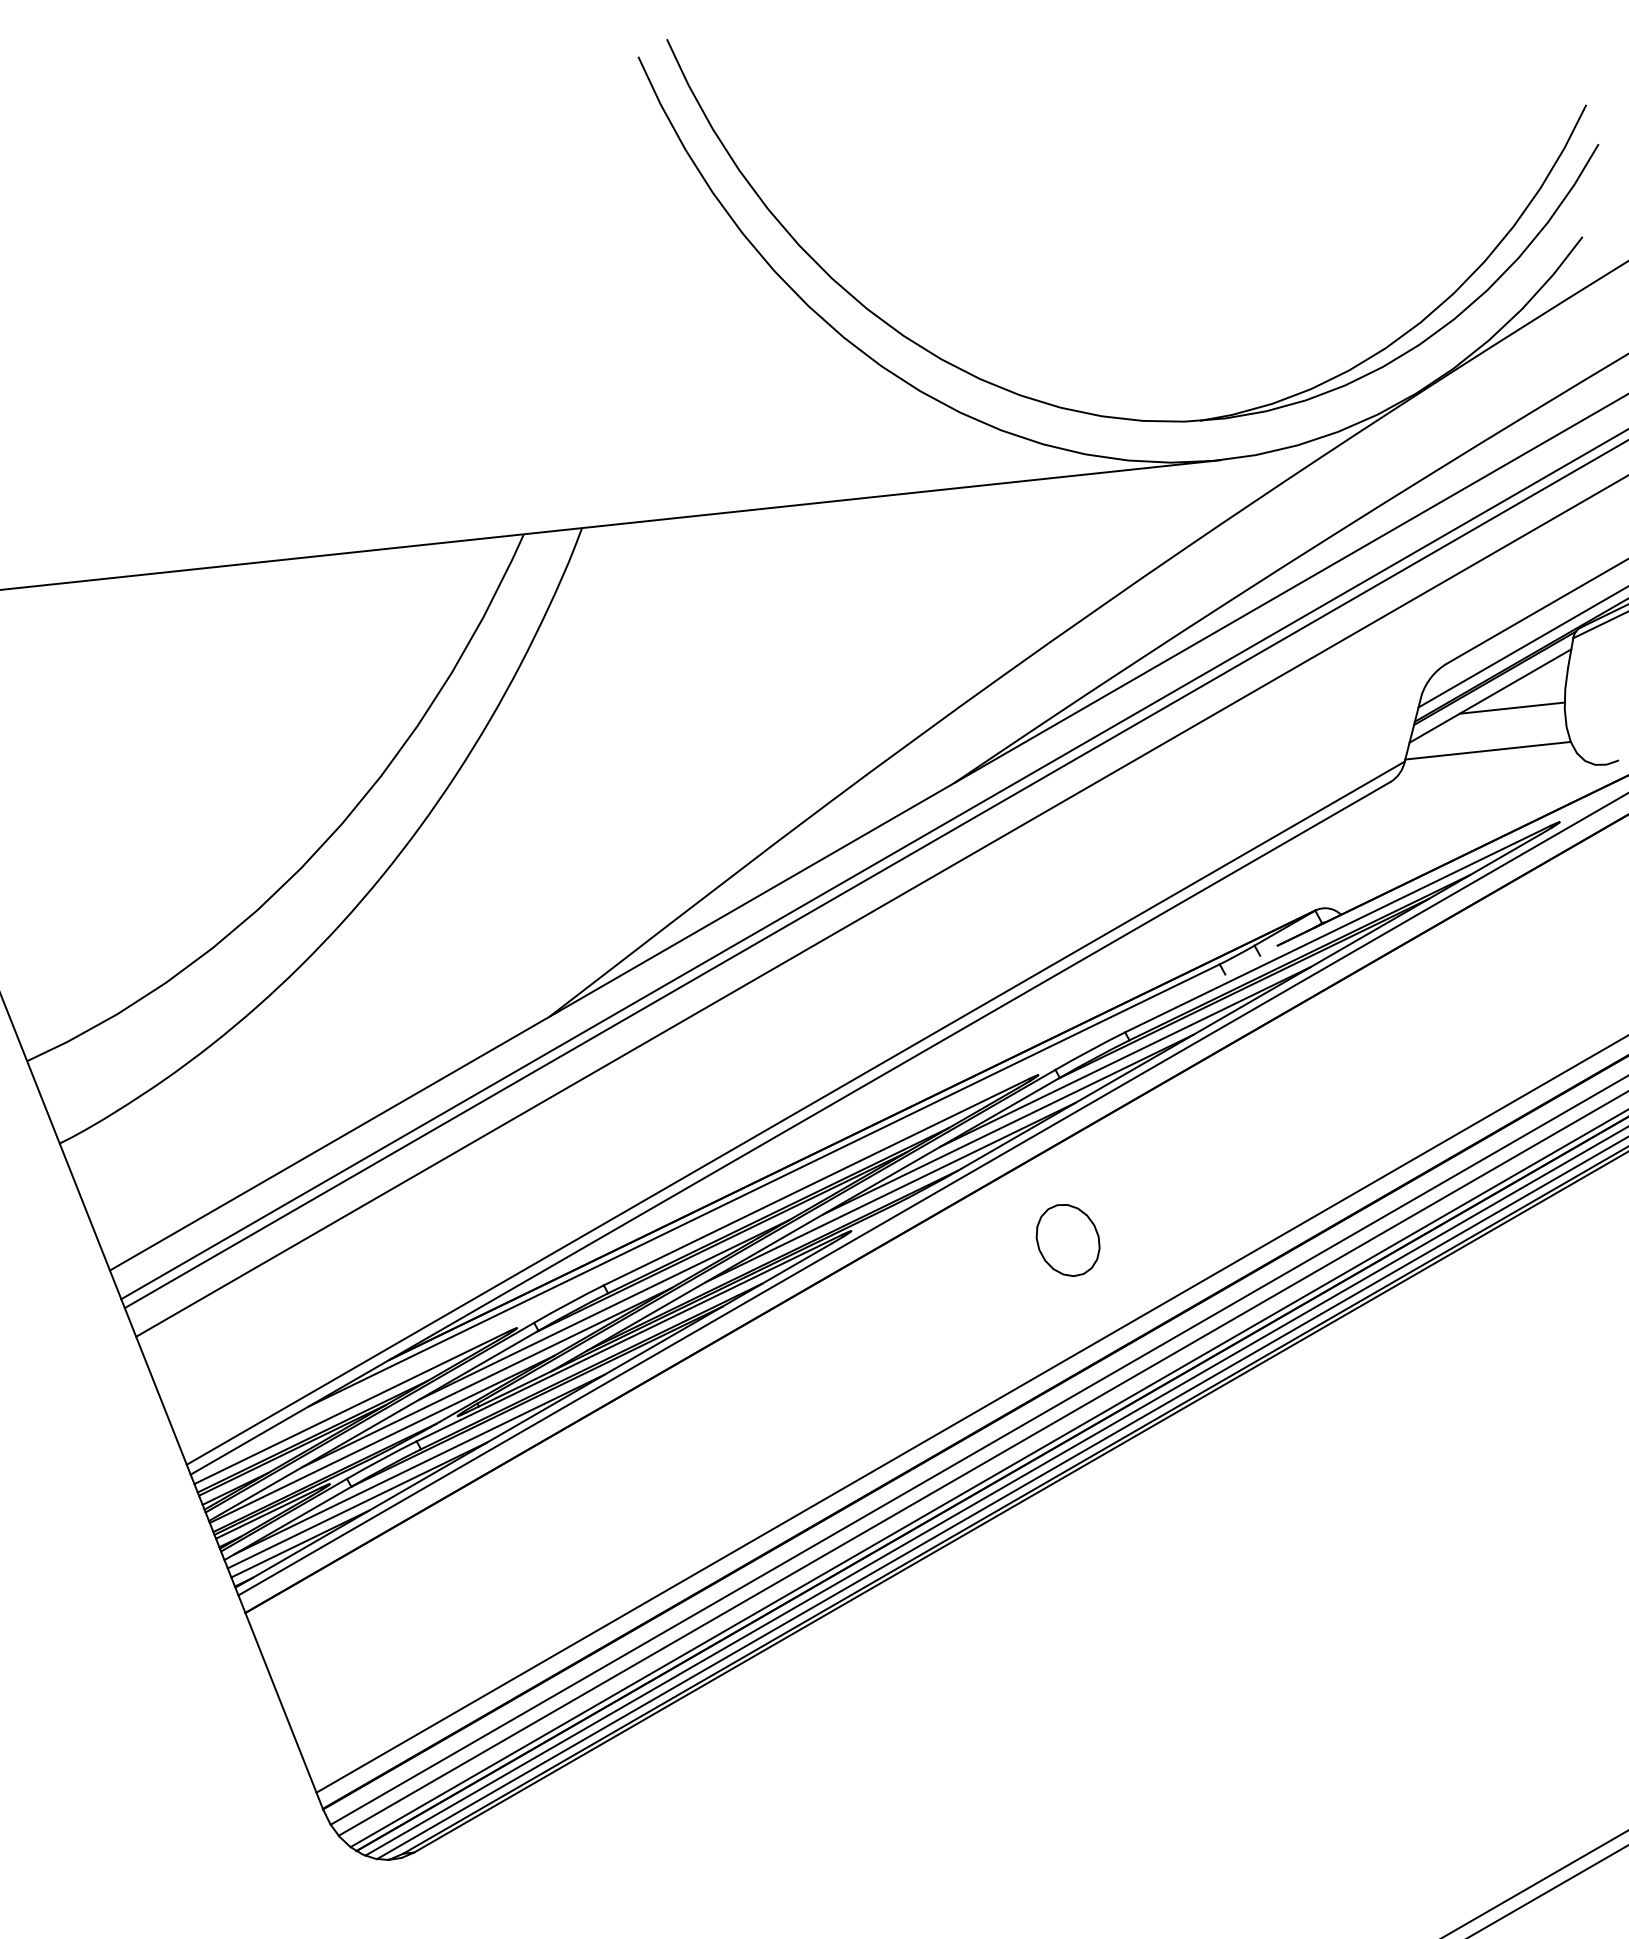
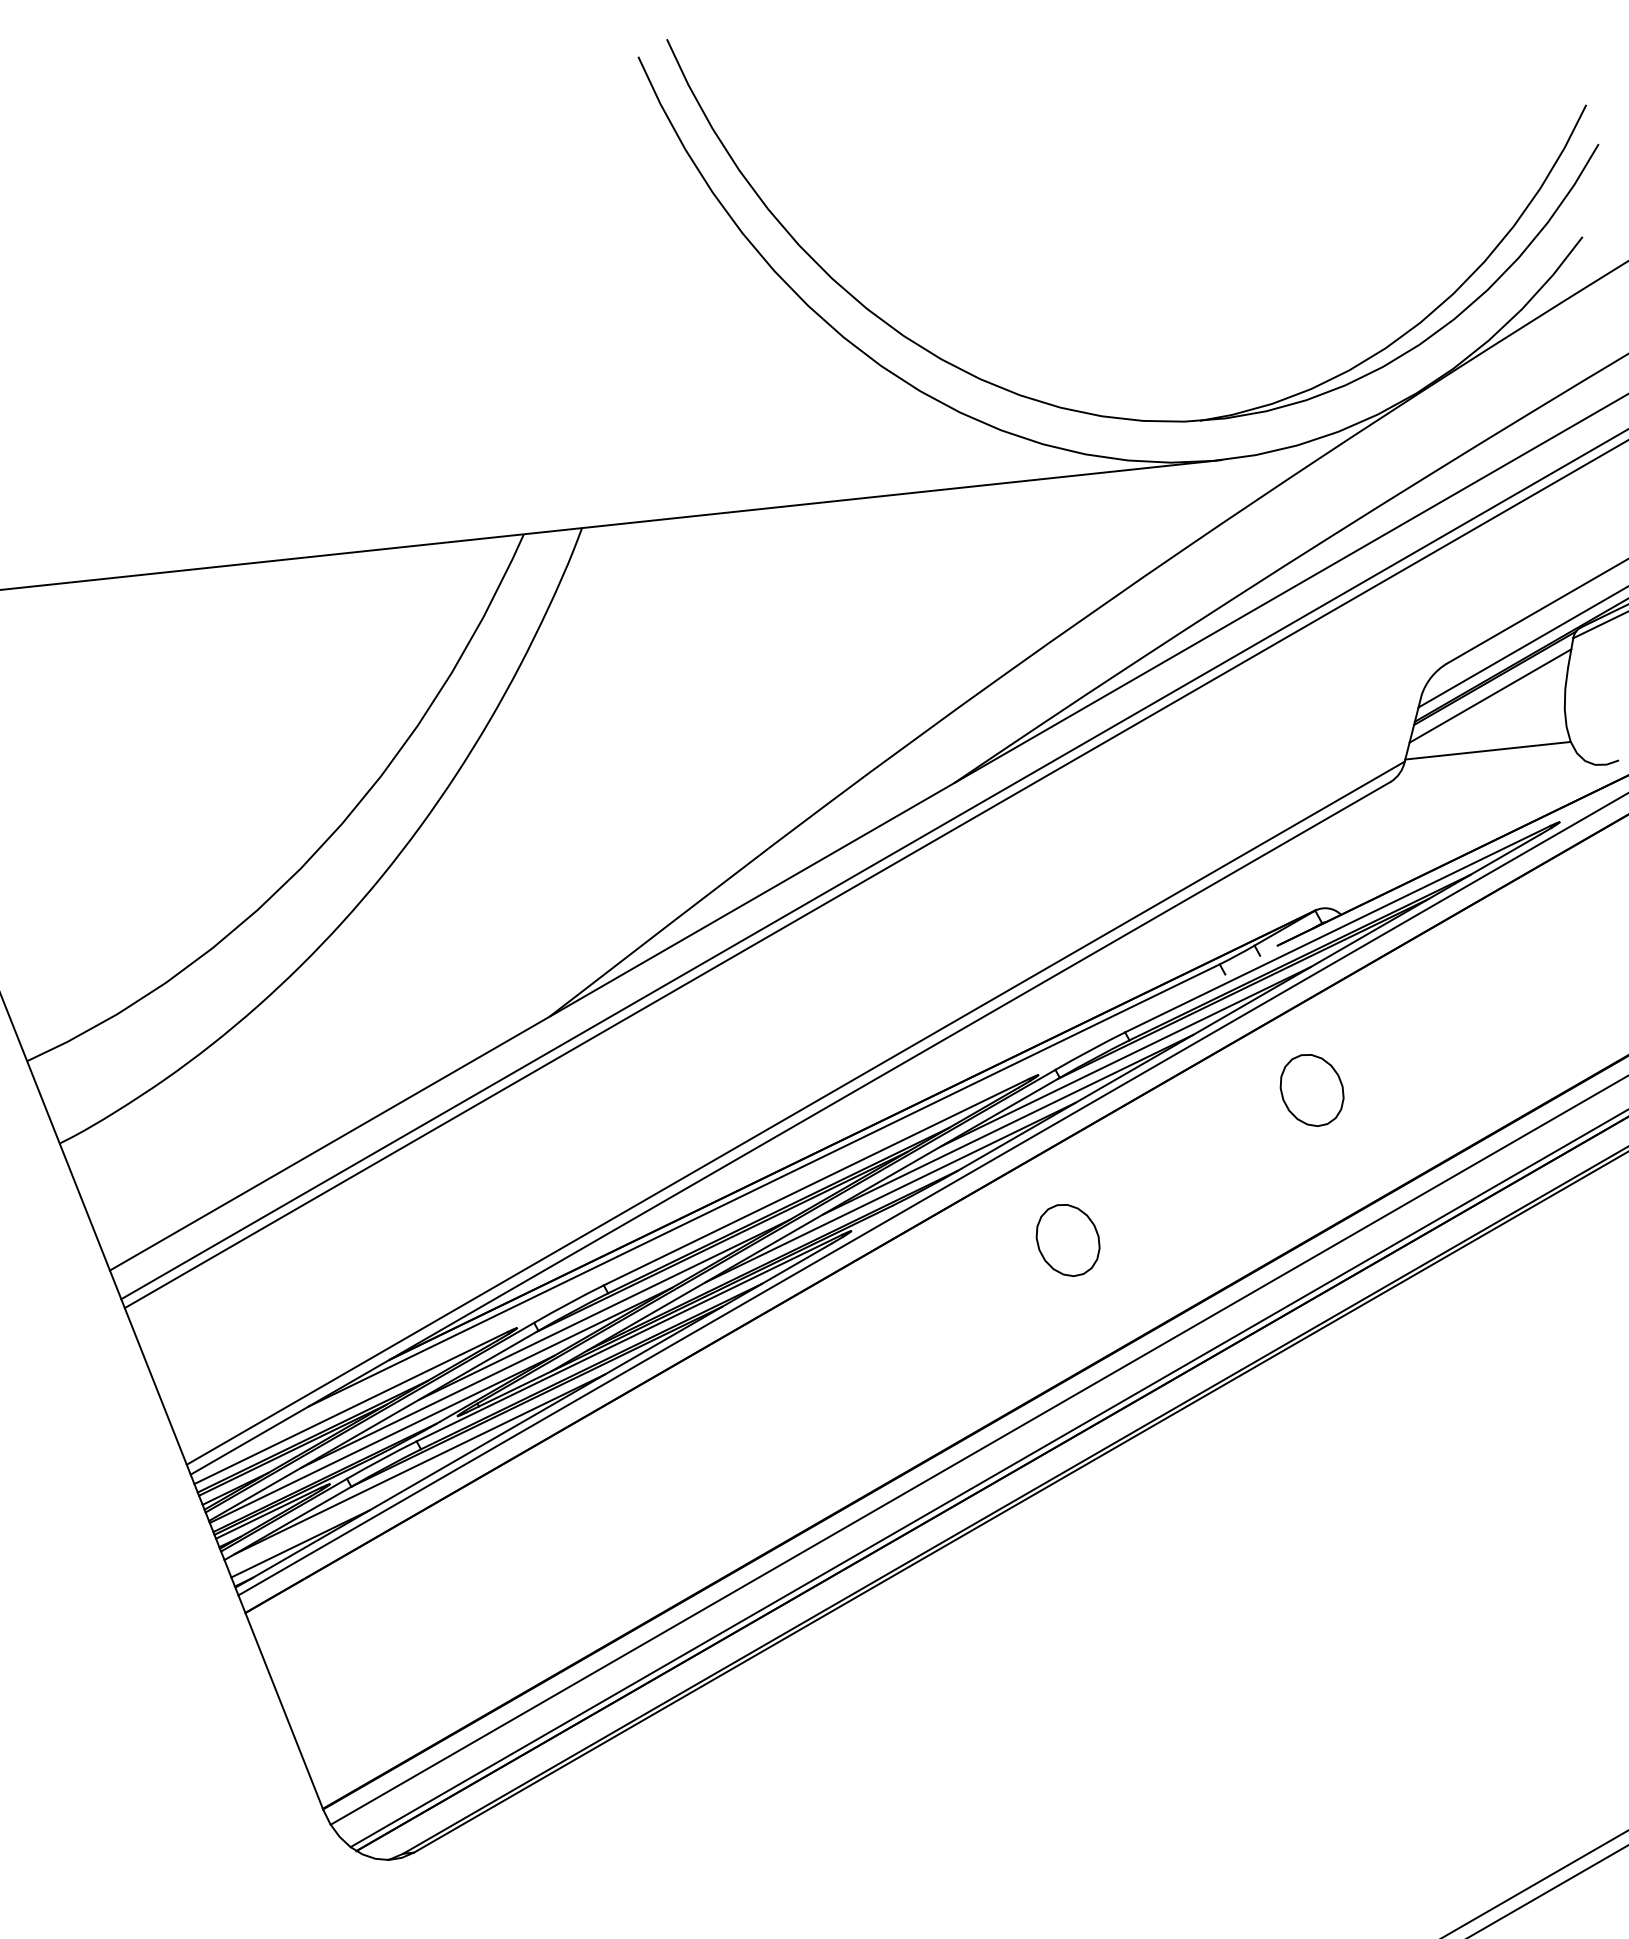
line: present -> none (1511, 707)
line: present -> none (880, 906)
part: none -> present (1311, 1090)
line: present -> none (970, 1414)
line: present -> none (981, 1463)
line: present -> none (995, 1491)
line: present -> none (1001, 1498)
line: present -> none (357, 1505)
